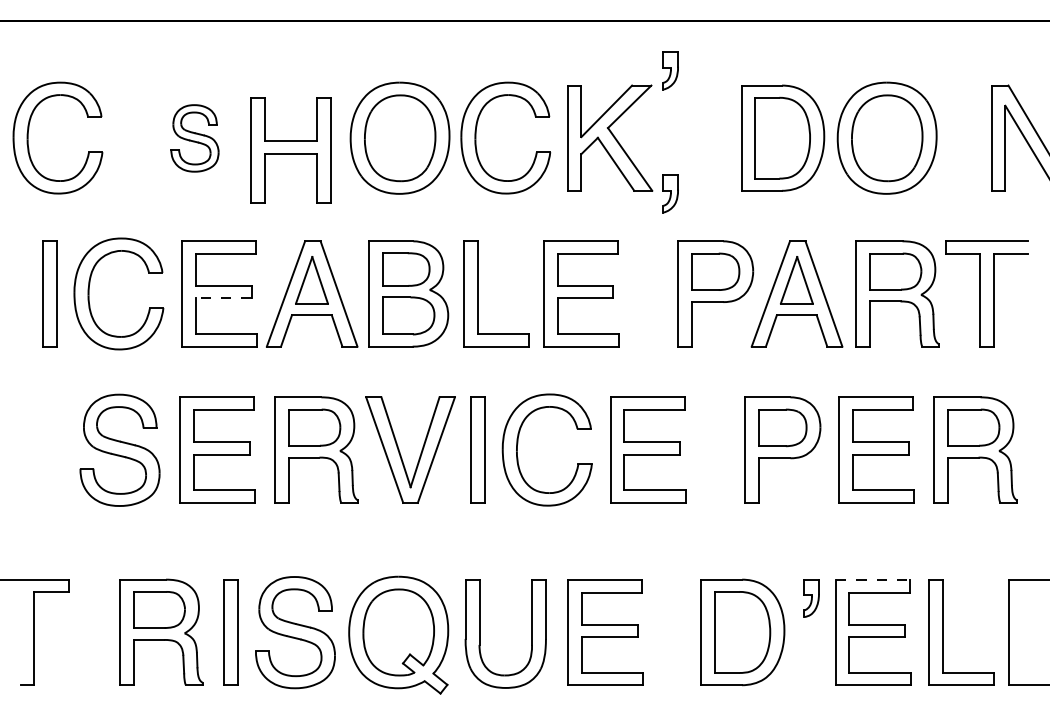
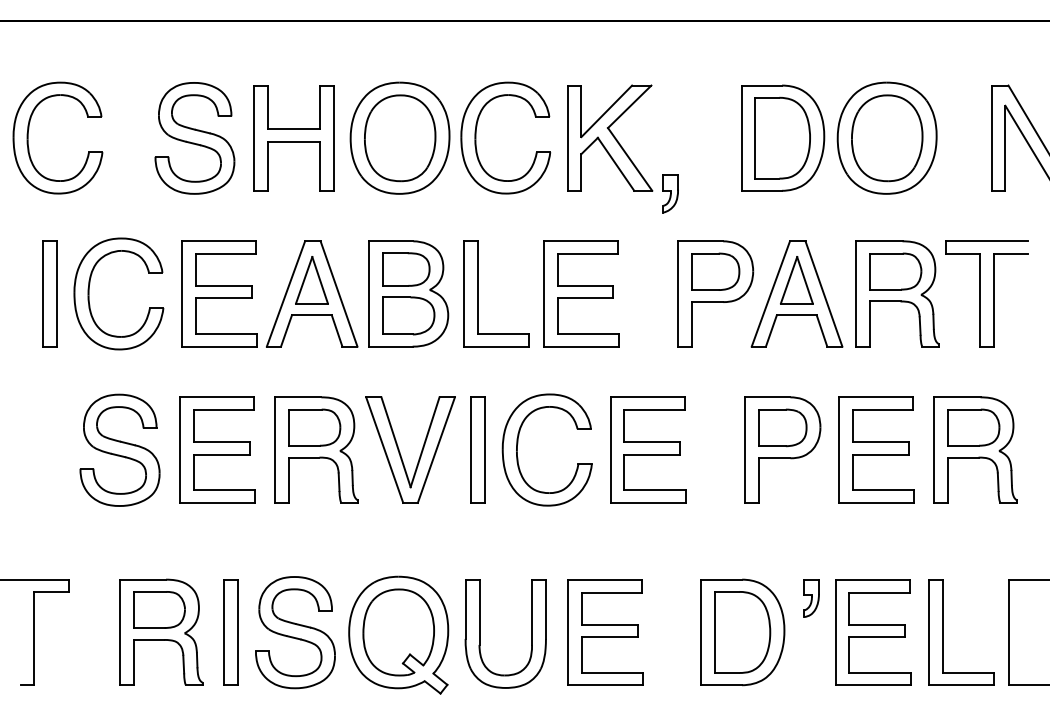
part: present -> none (670, 70)
part size: 50x69 px -> 82x113 px (194, 138)
part position: (290, 150) -> (293, 138) (293, 138)
line: dashed -> solid (223, 298)
line: dashed -> solid (872, 579)
